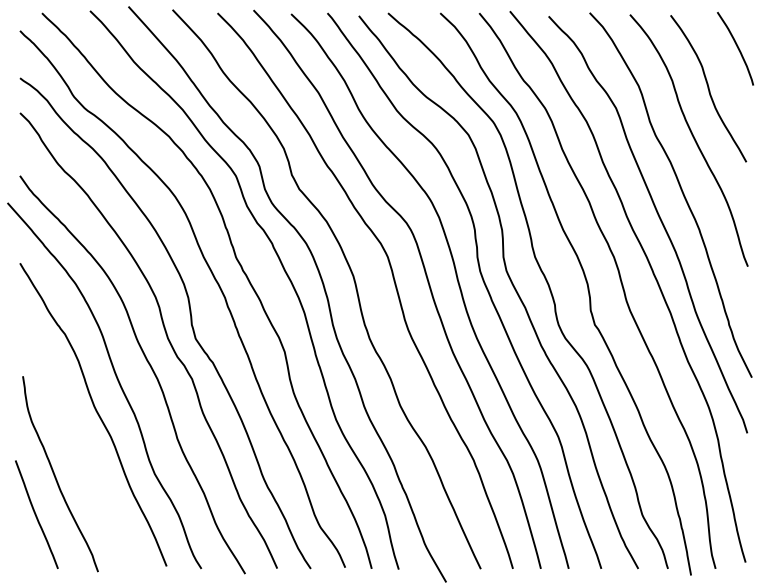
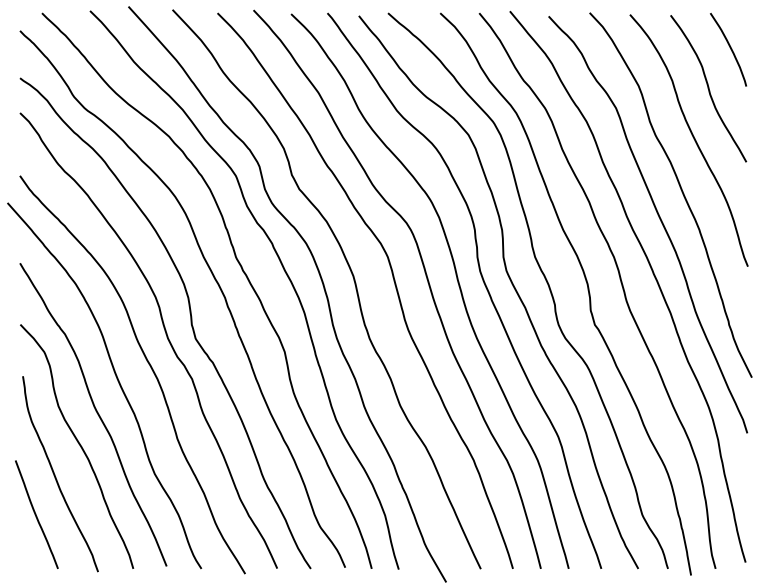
curve position: (737, 48) -> (730, 49) (730, 49)
curve: none -> present (78, 444)
